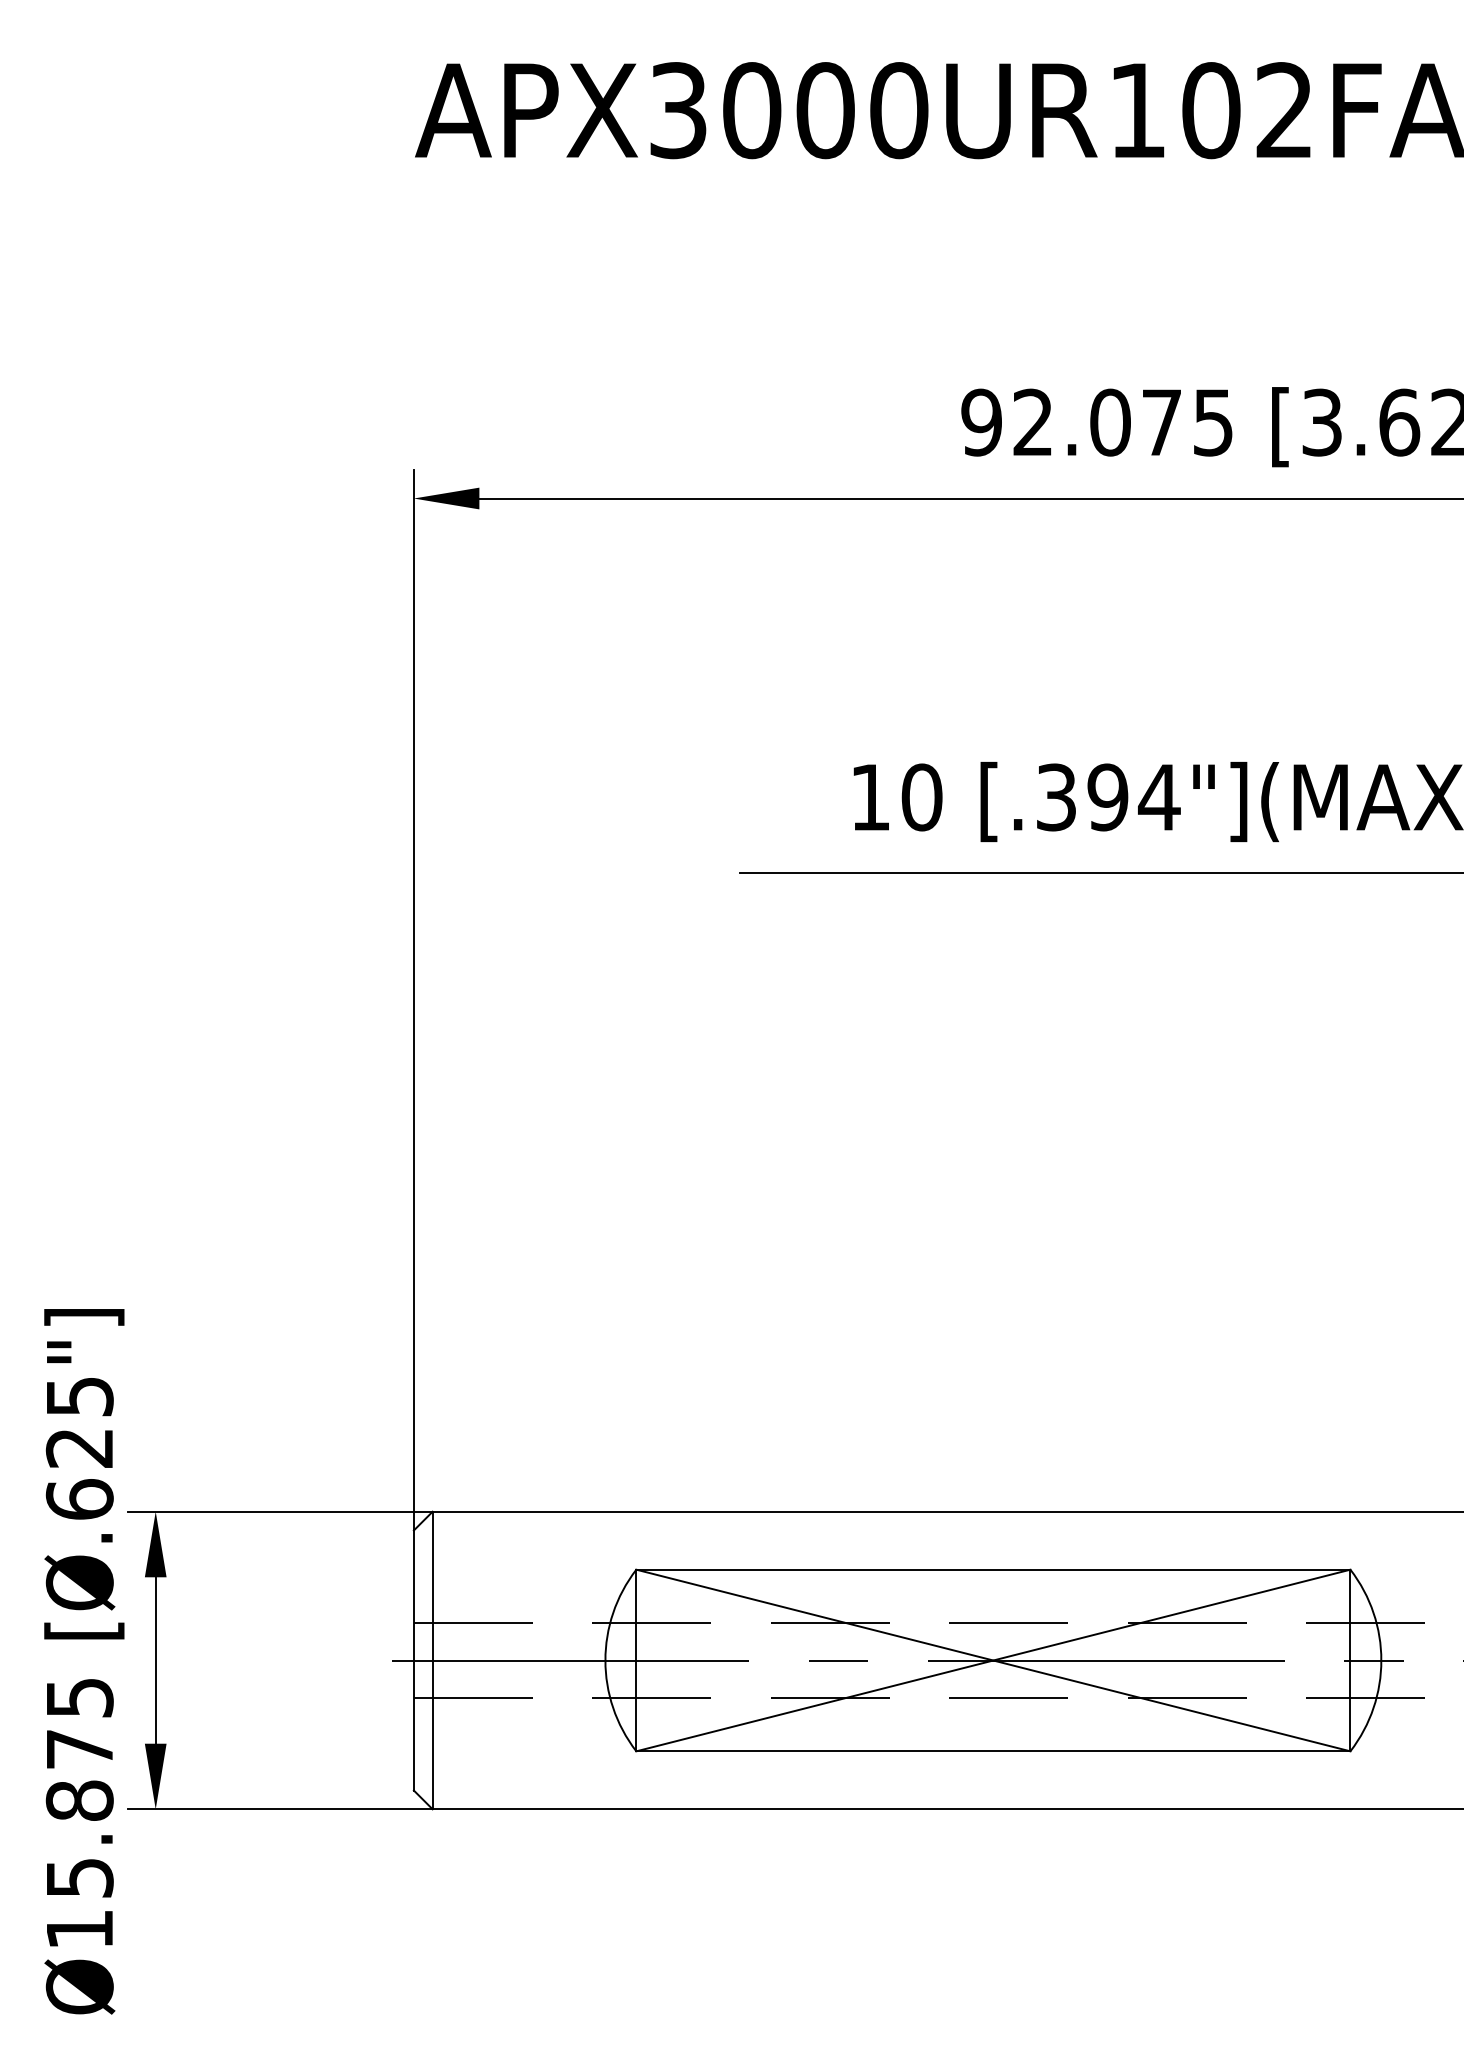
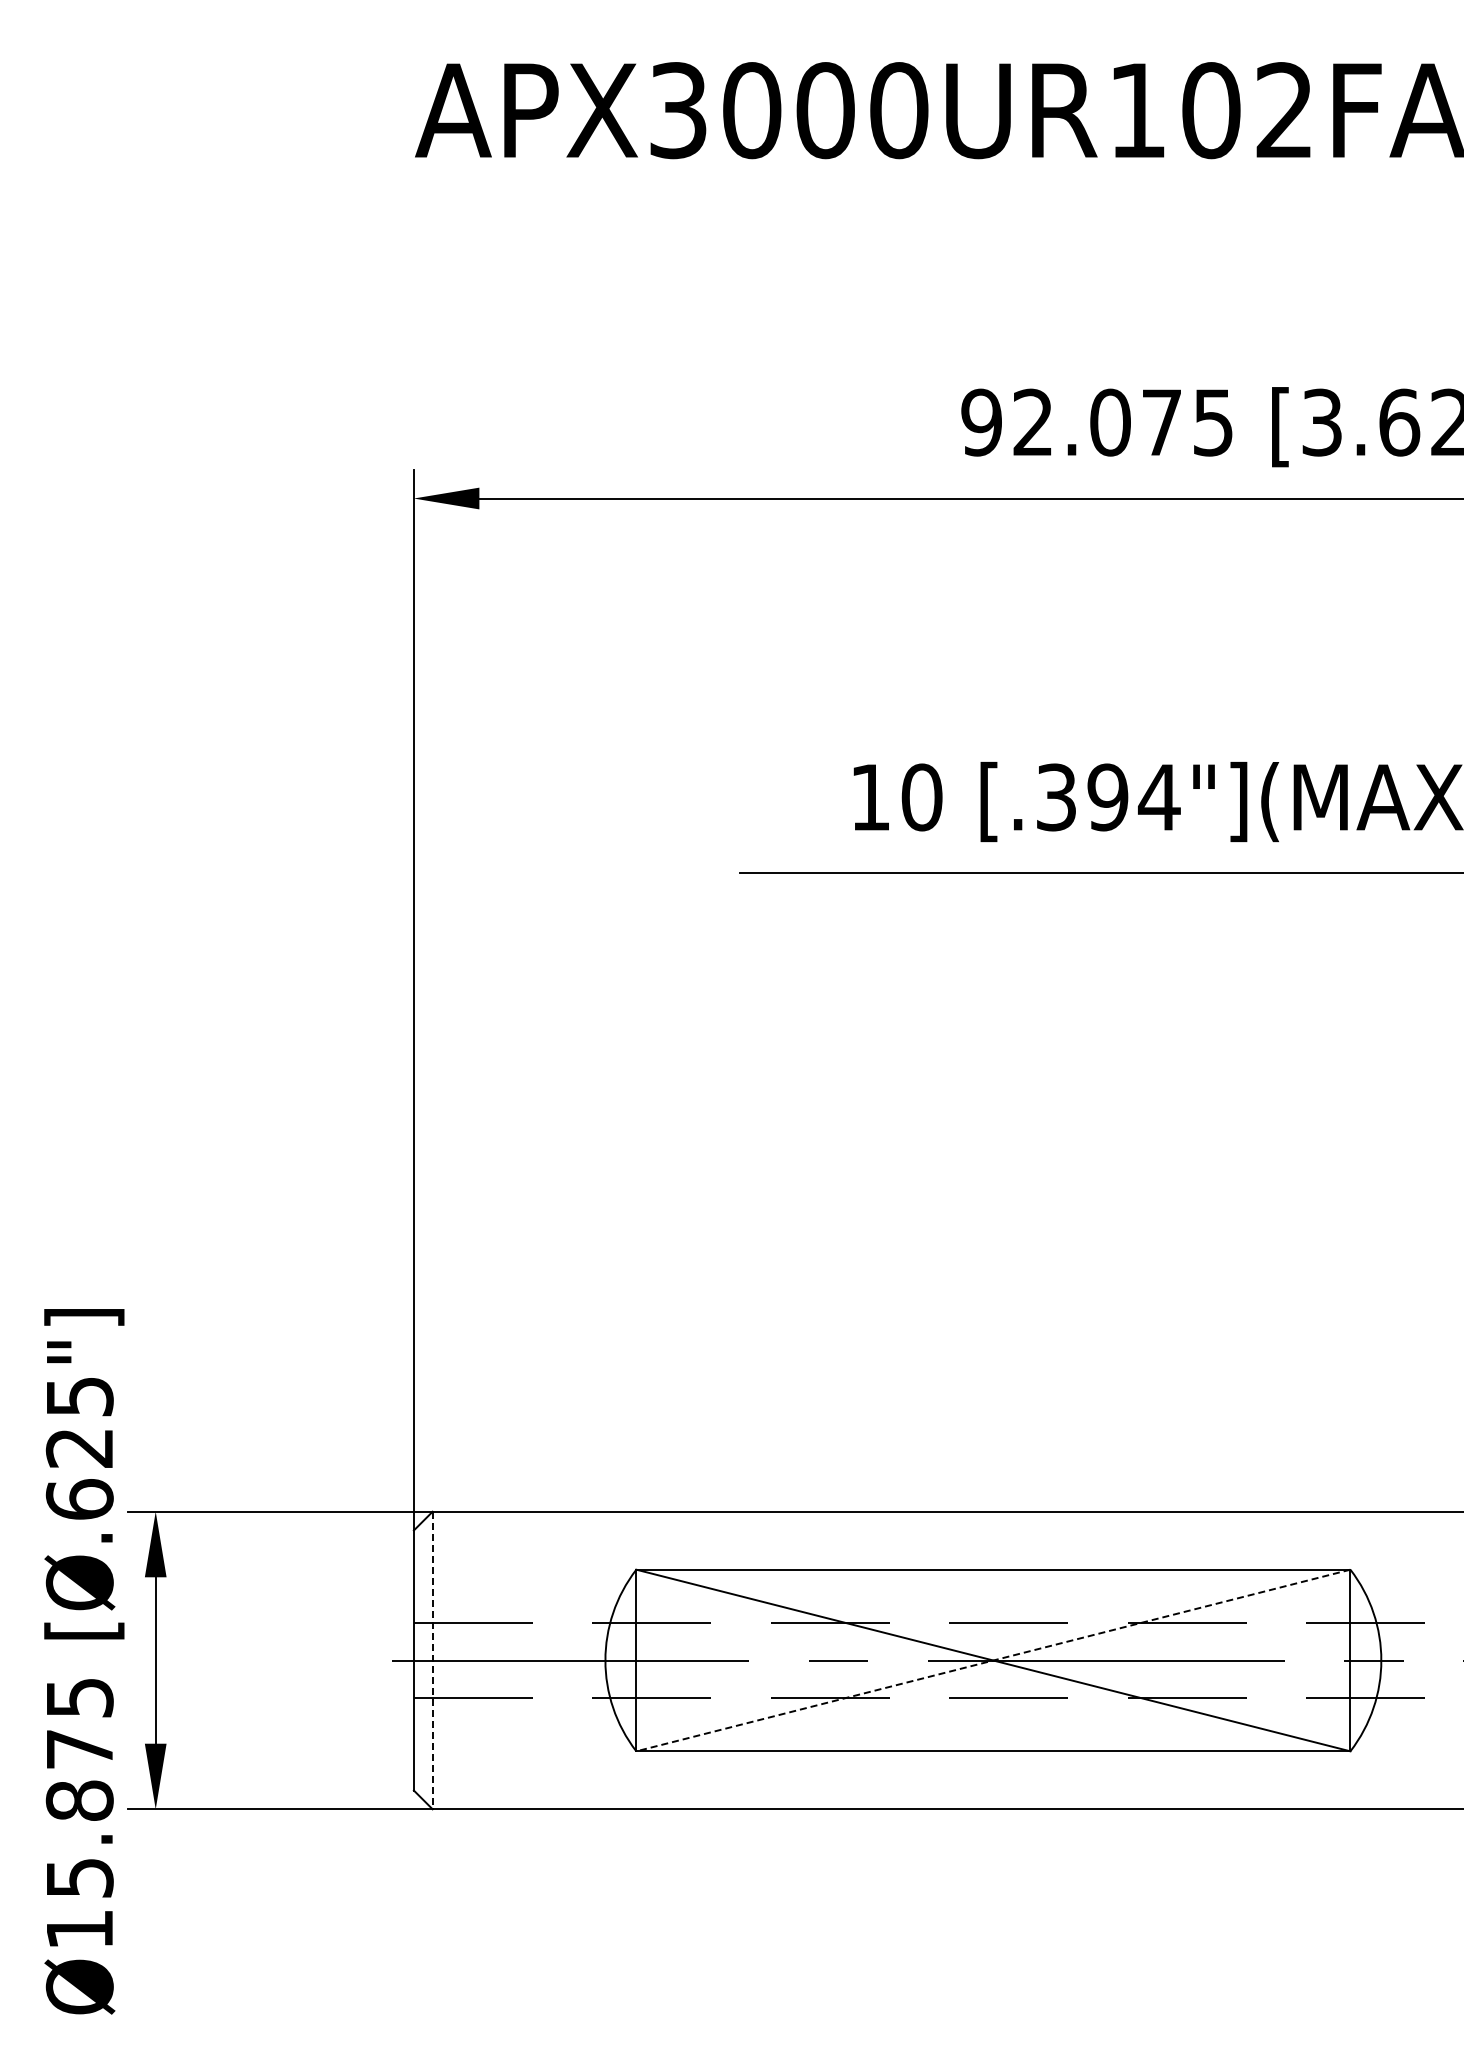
line: solid -> dashed (432, 1660)
line: solid -> dashed (992, 1660)
